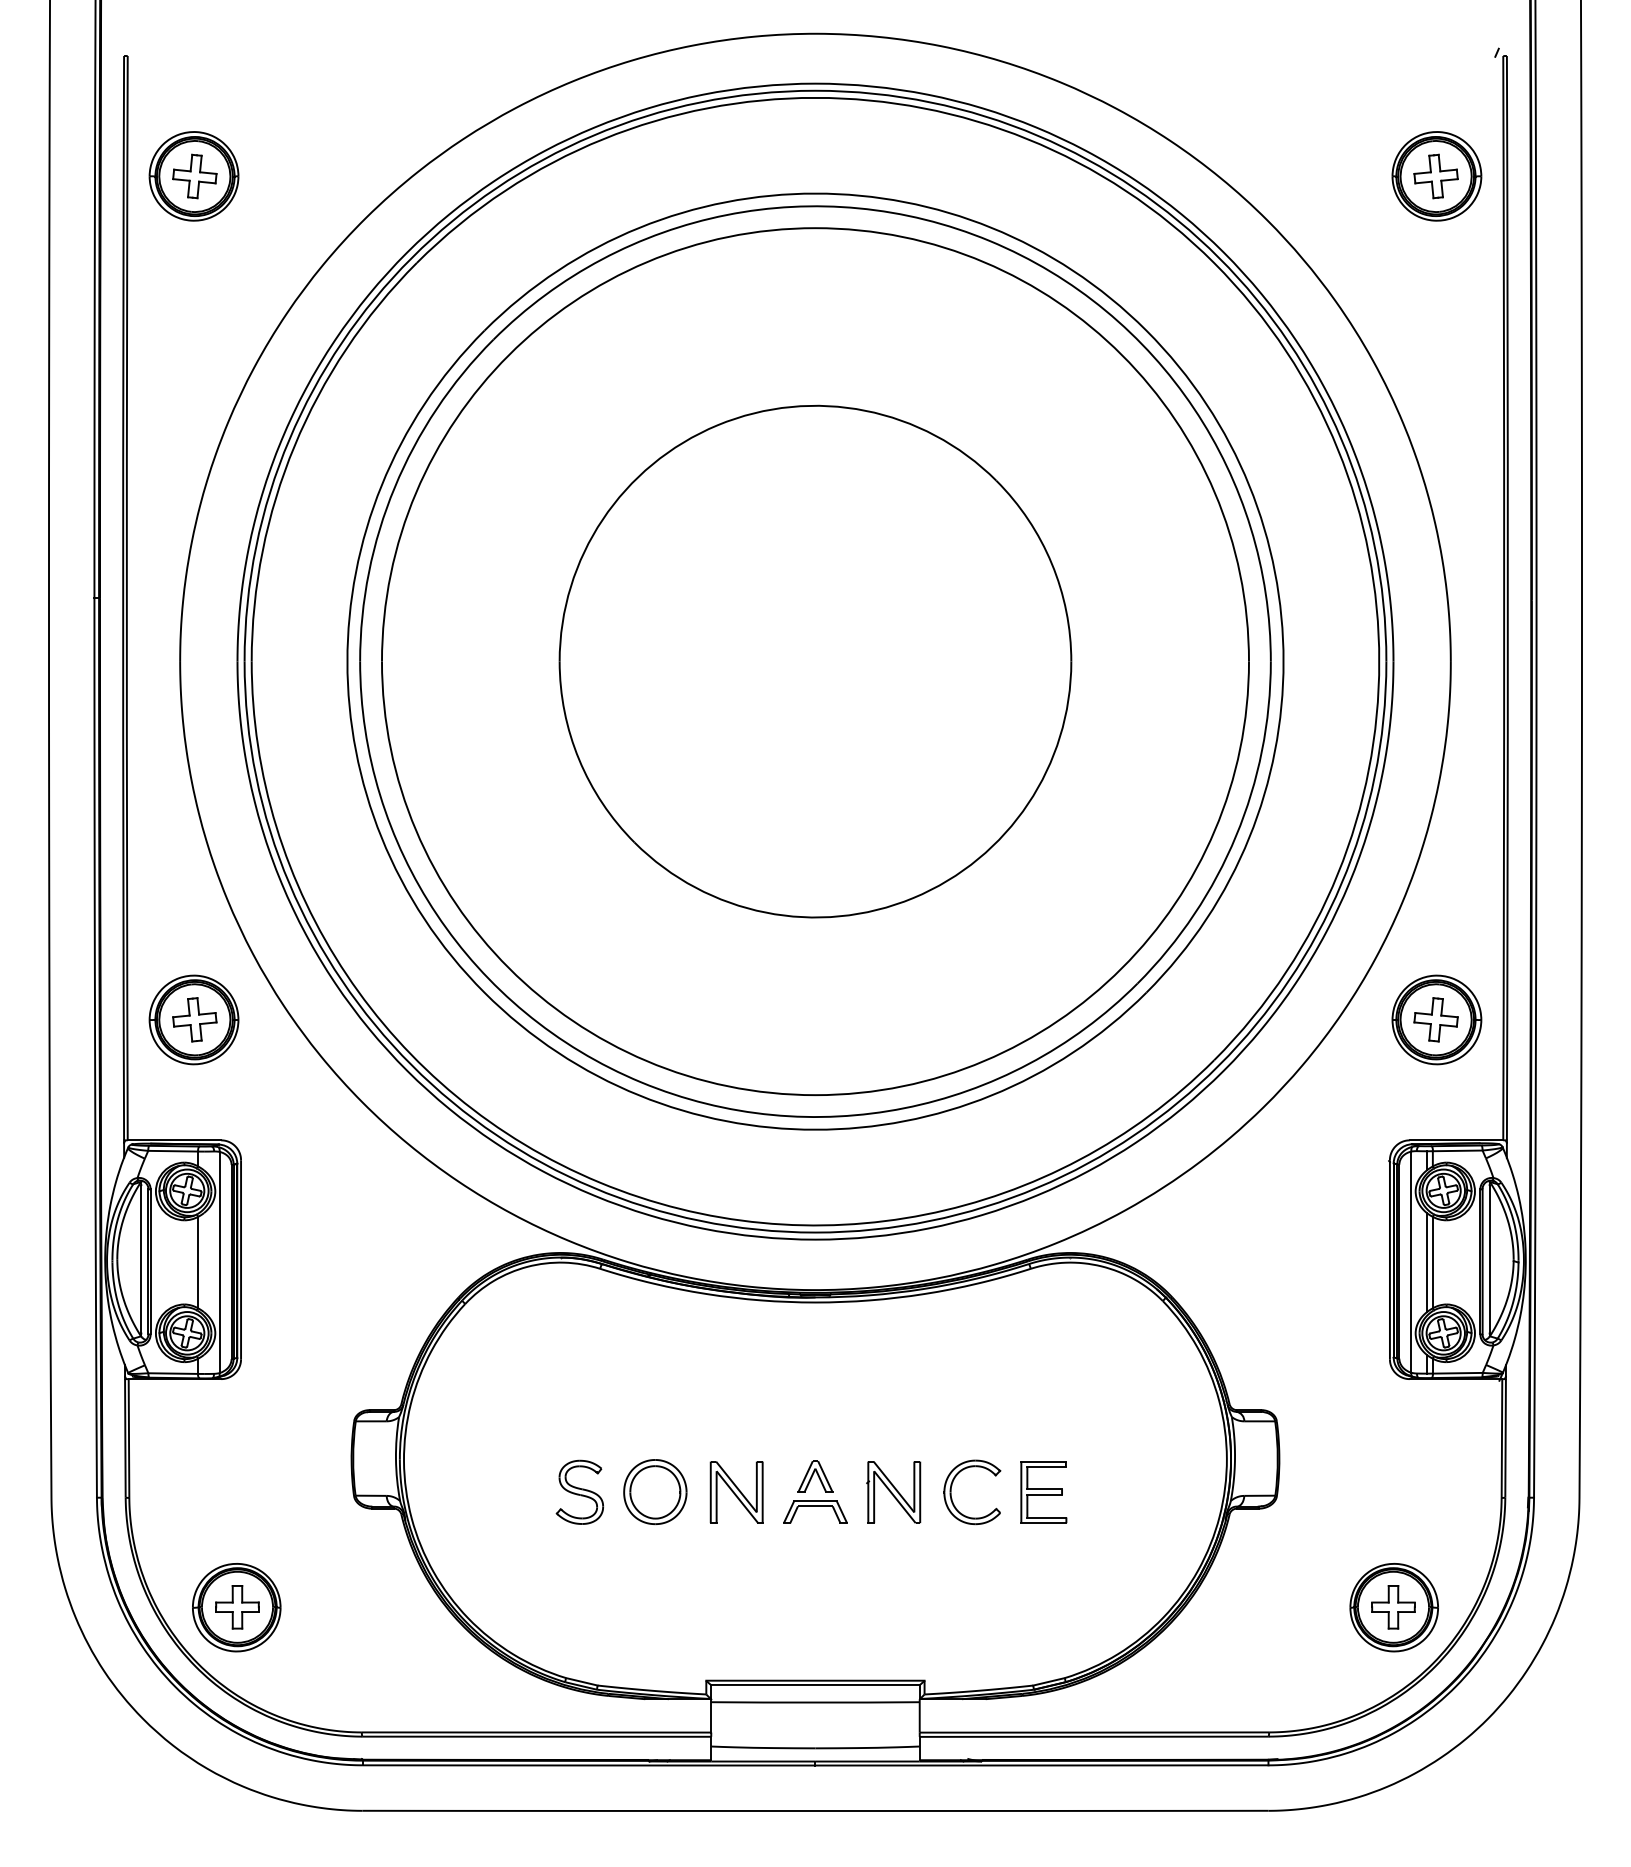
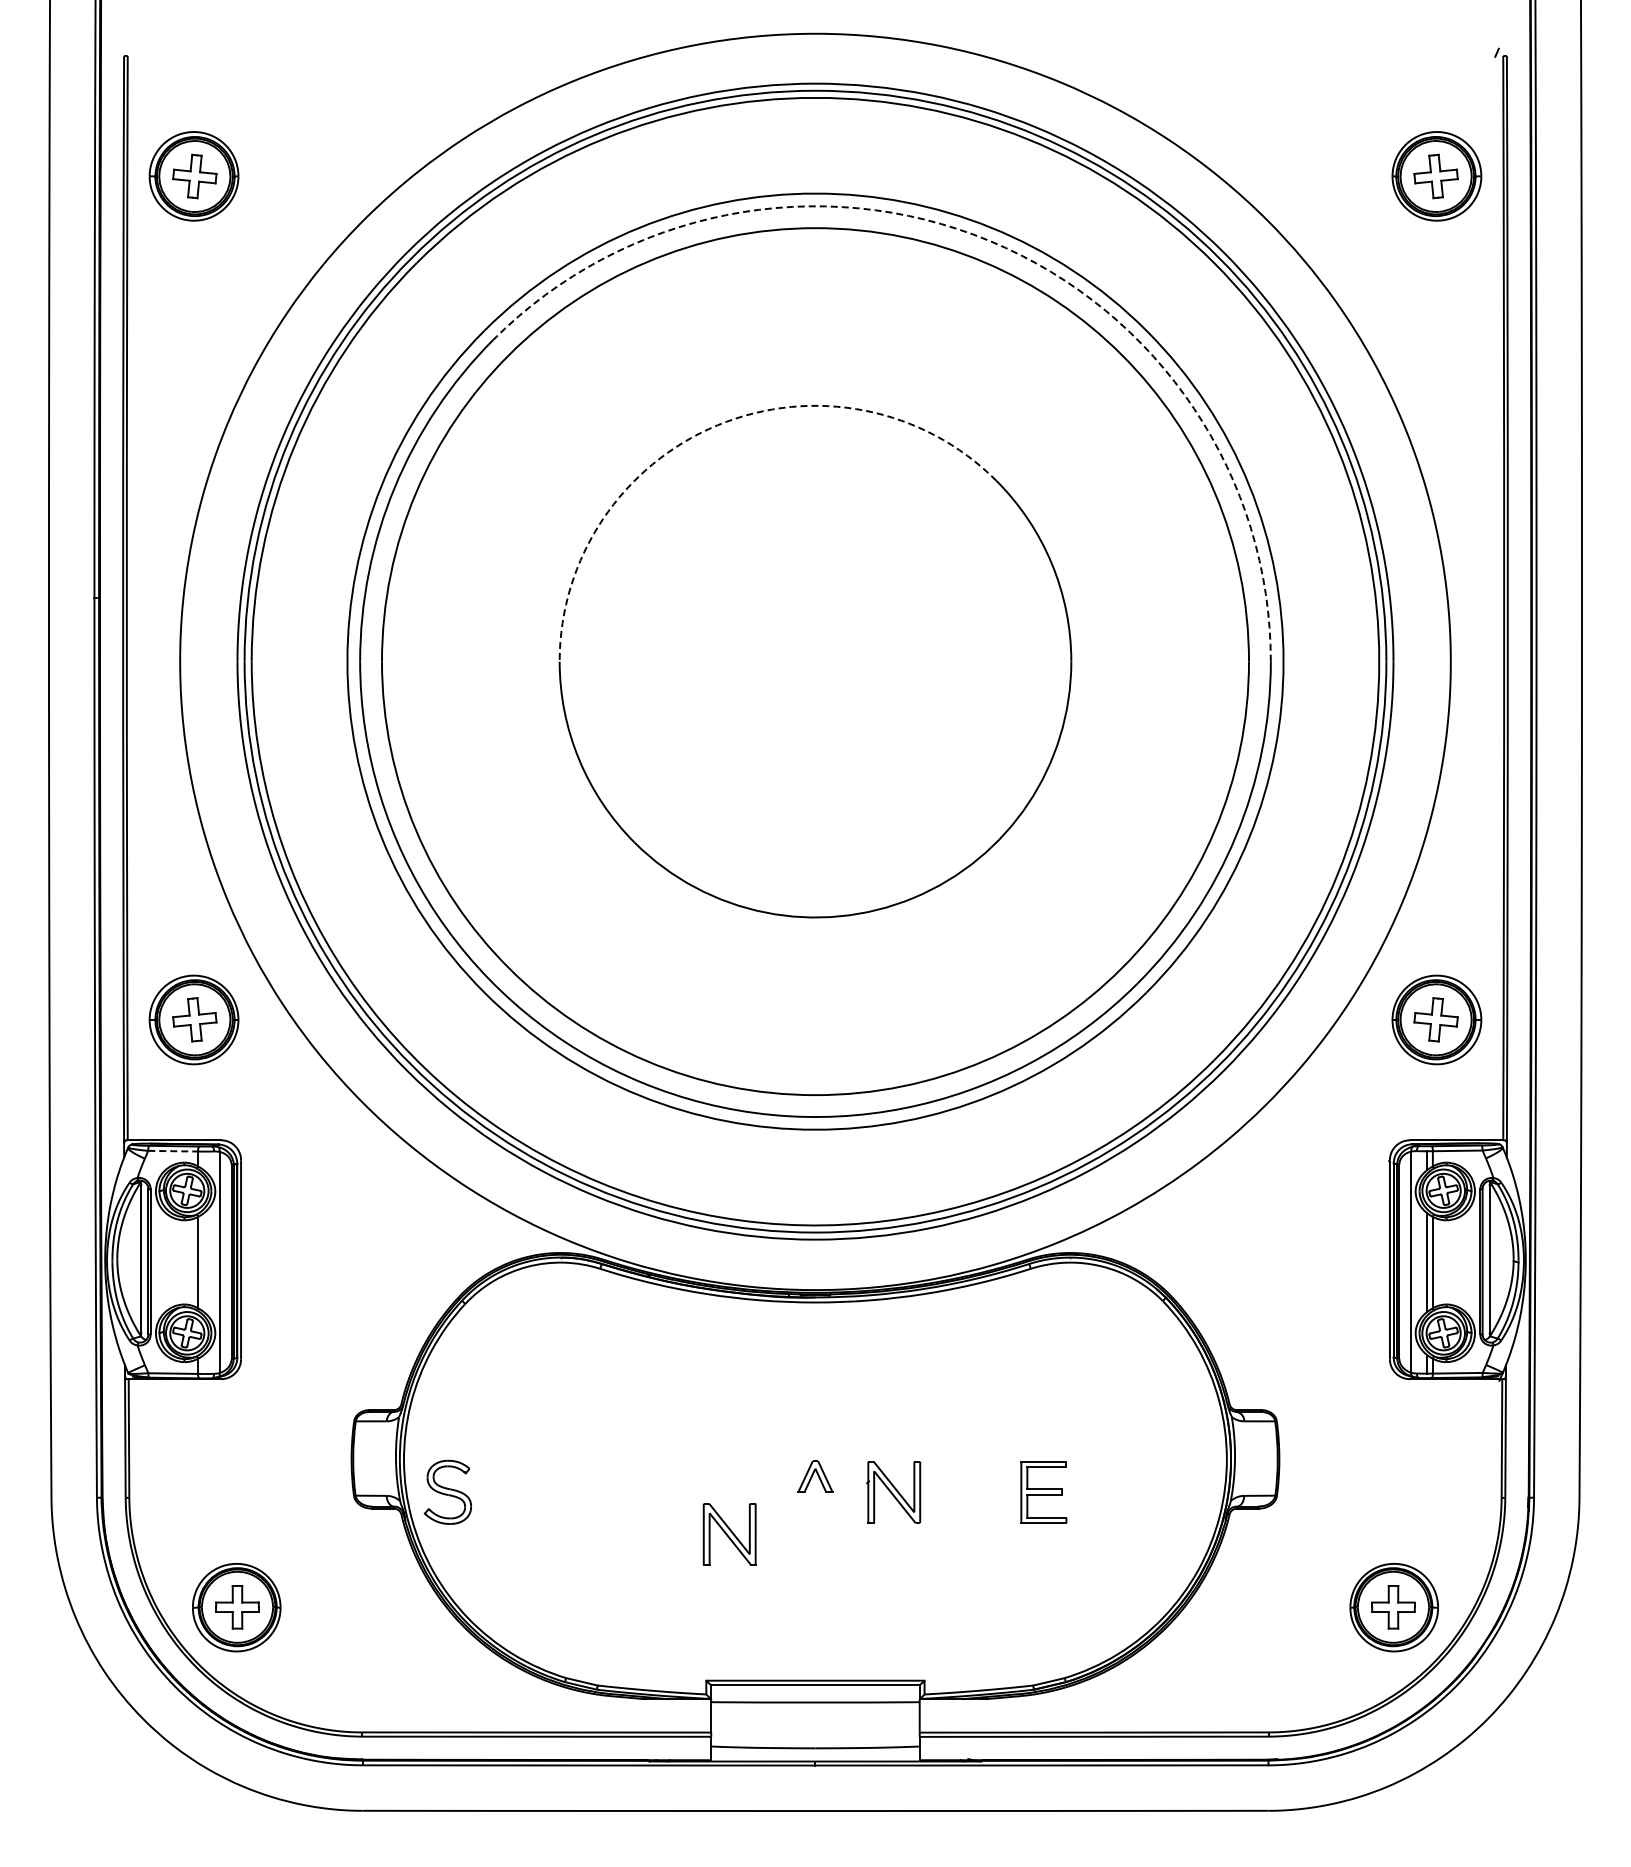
arc: solid -> dashed (989, 240)
arc: solid -> dashed (717, 425)
line: solid -> dashed (173, 1151)
part position: (579, 1491) -> (447, 1491) (447, 1491)
part: present -> none (655, 1491)
part position: (736, 1492) -> (729, 1534) (729, 1534)
part: present -> none (952, 1498)
part: present -> none (815, 1511)
